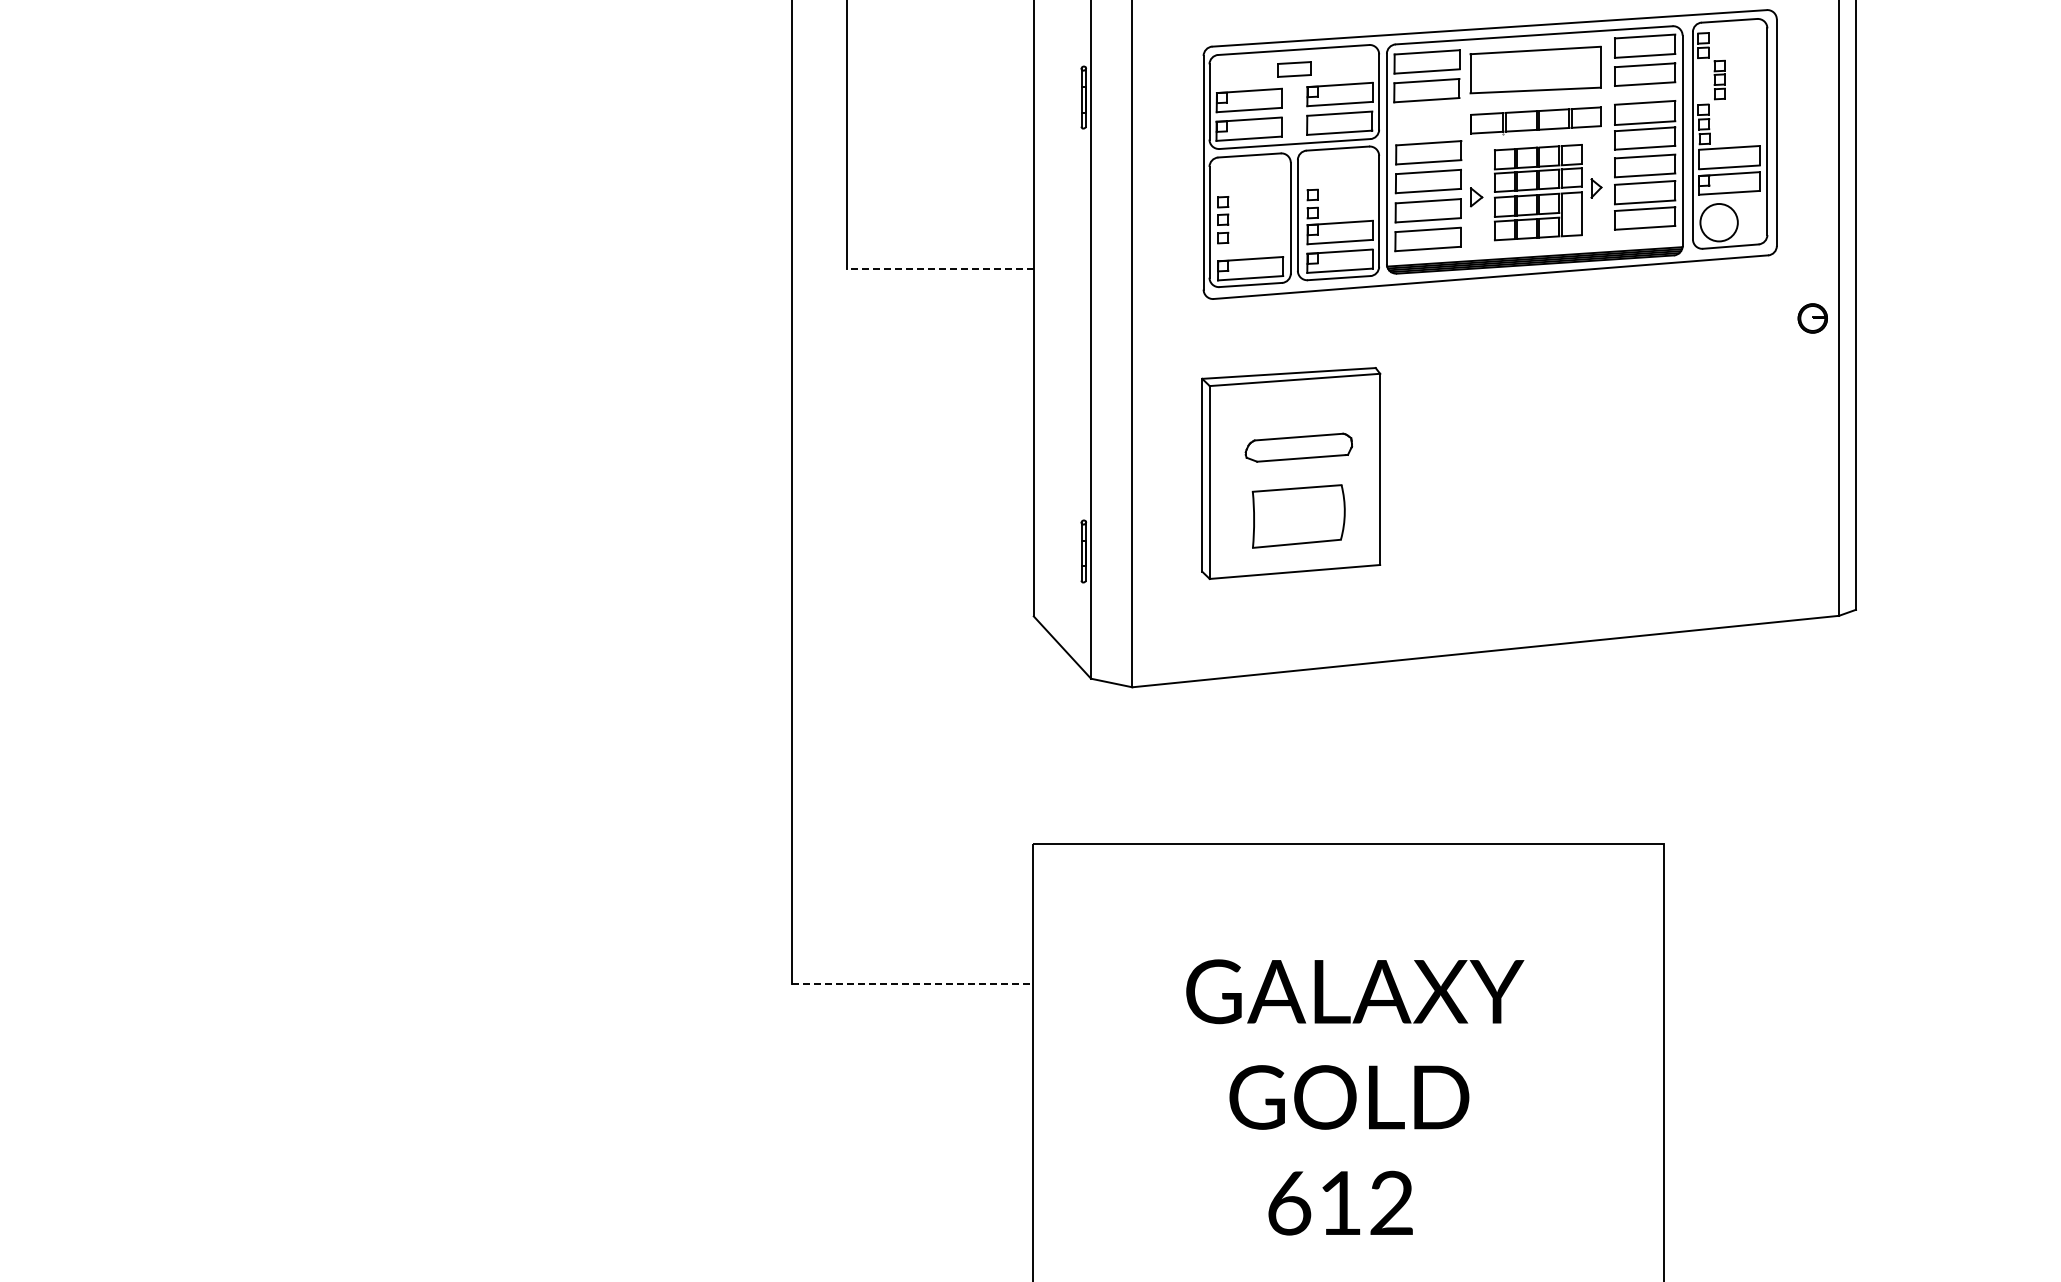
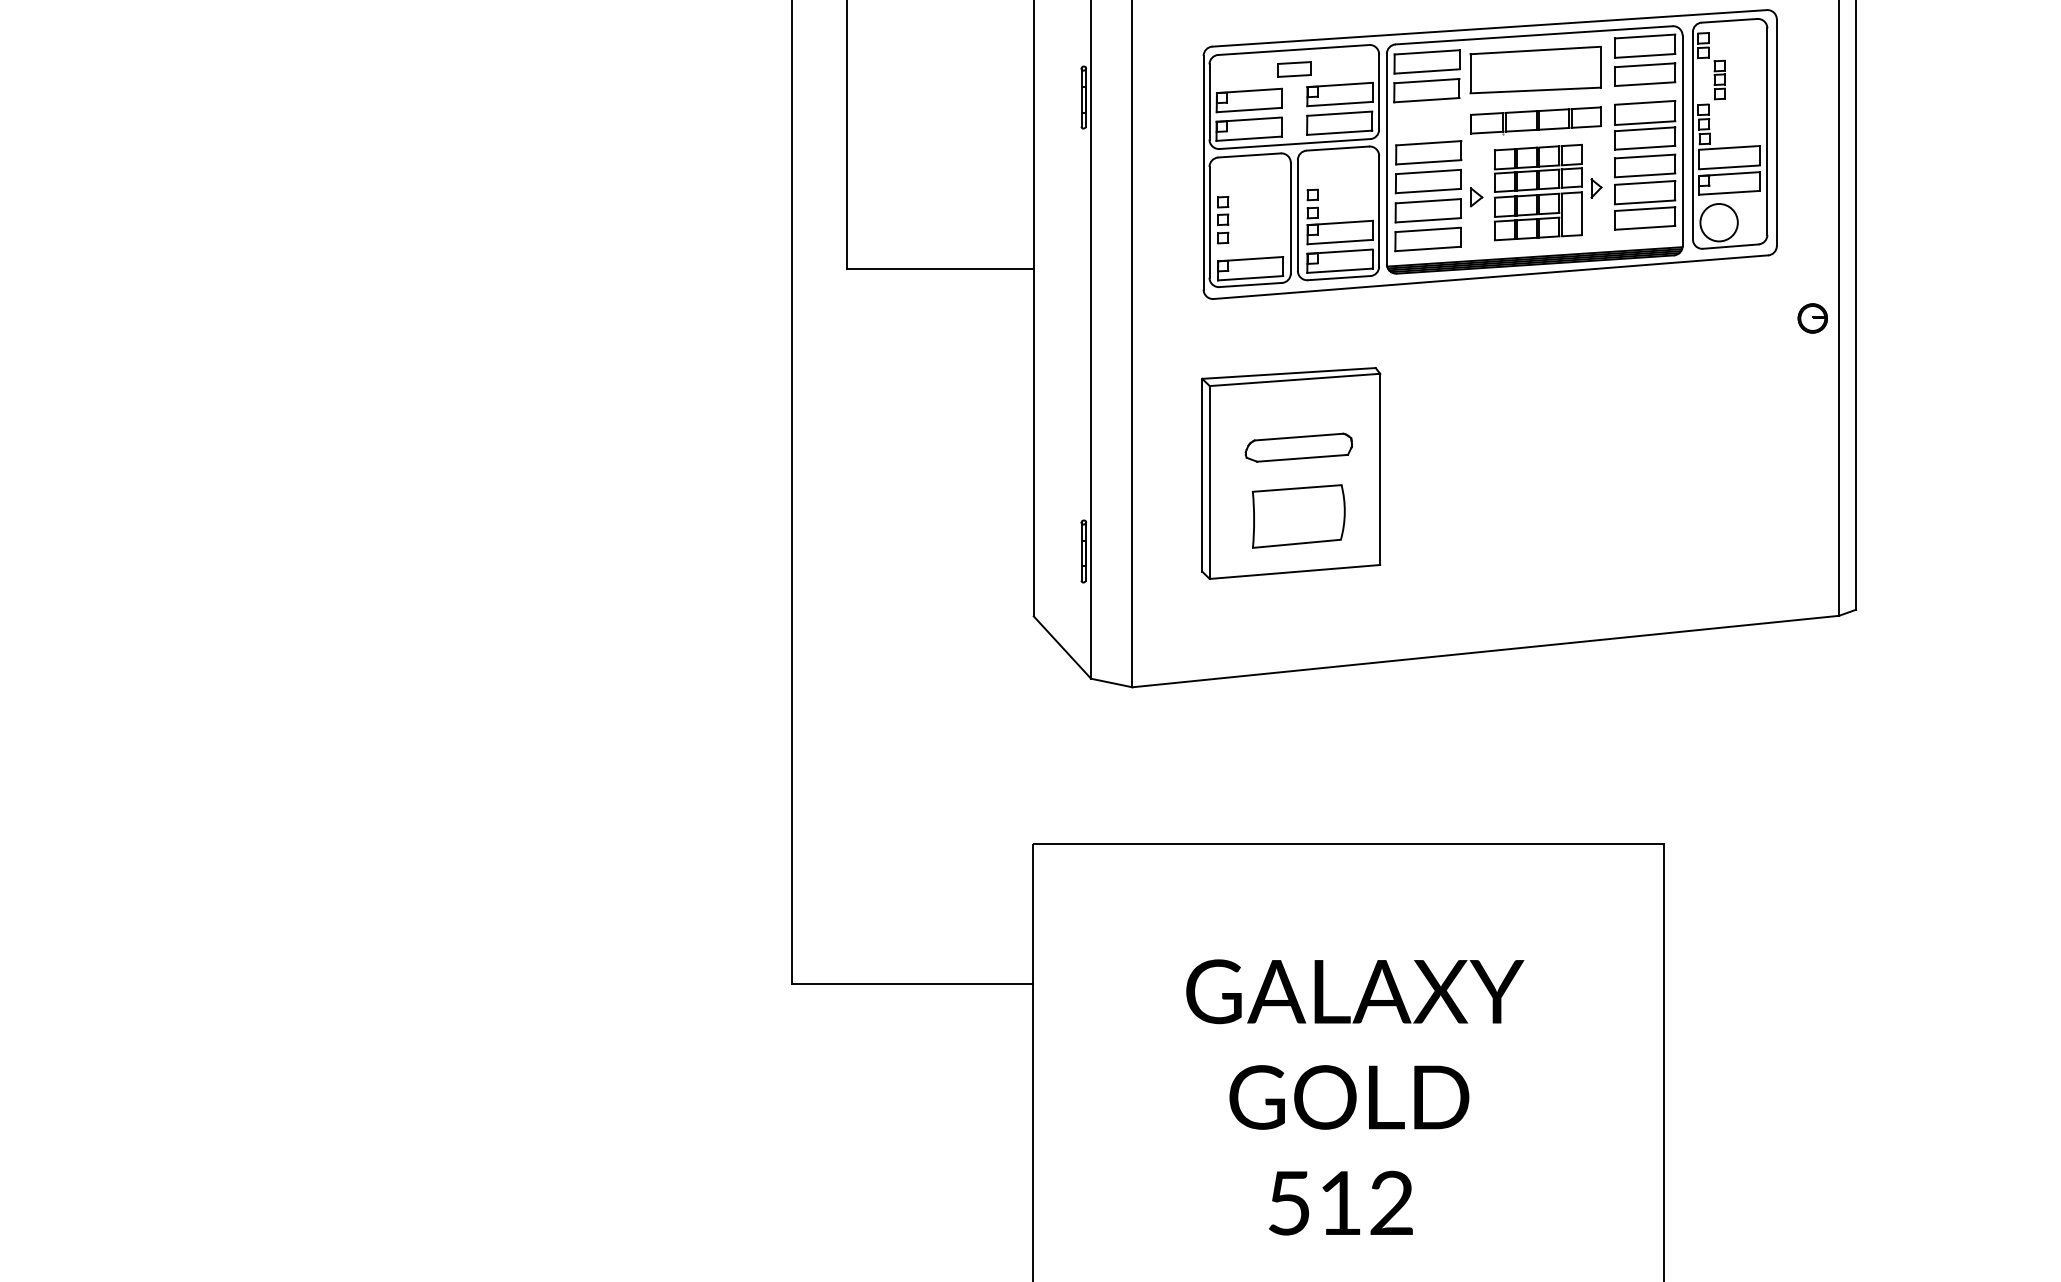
line: dashed -> solid (940, 269)
line: dashed -> solid (912, 984)
text: 612 -> 512 (1289, 1203)
